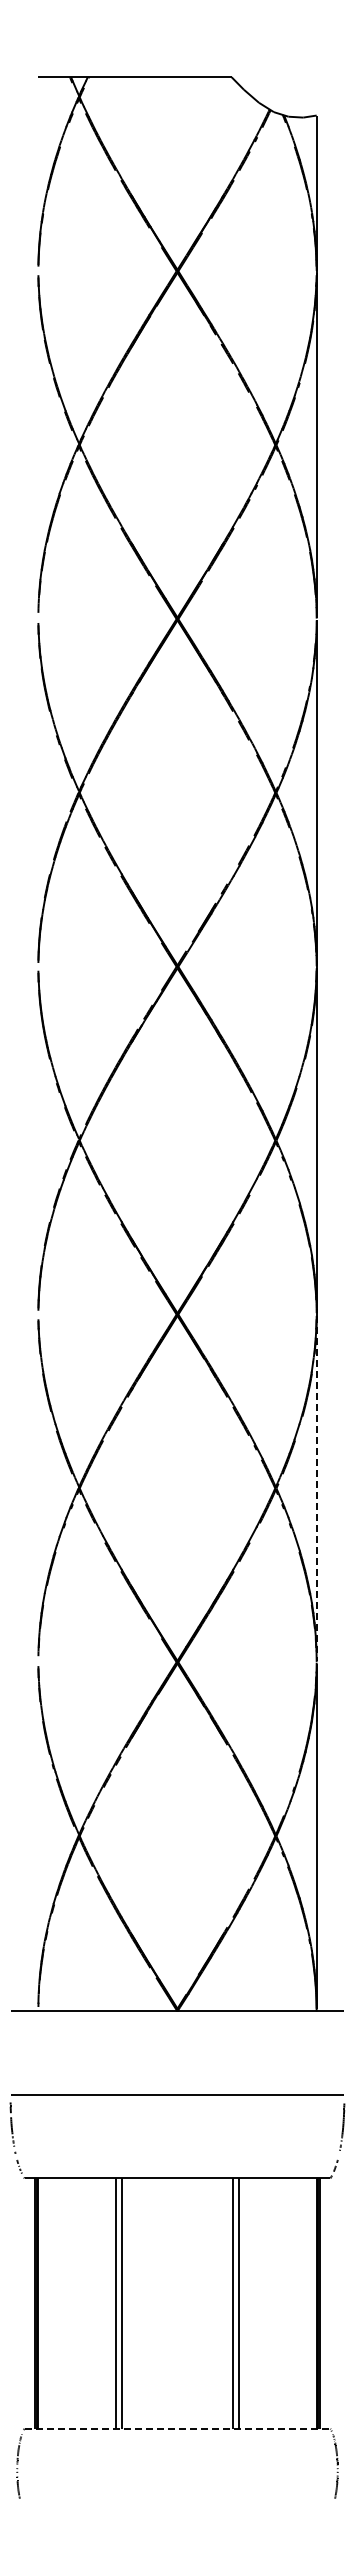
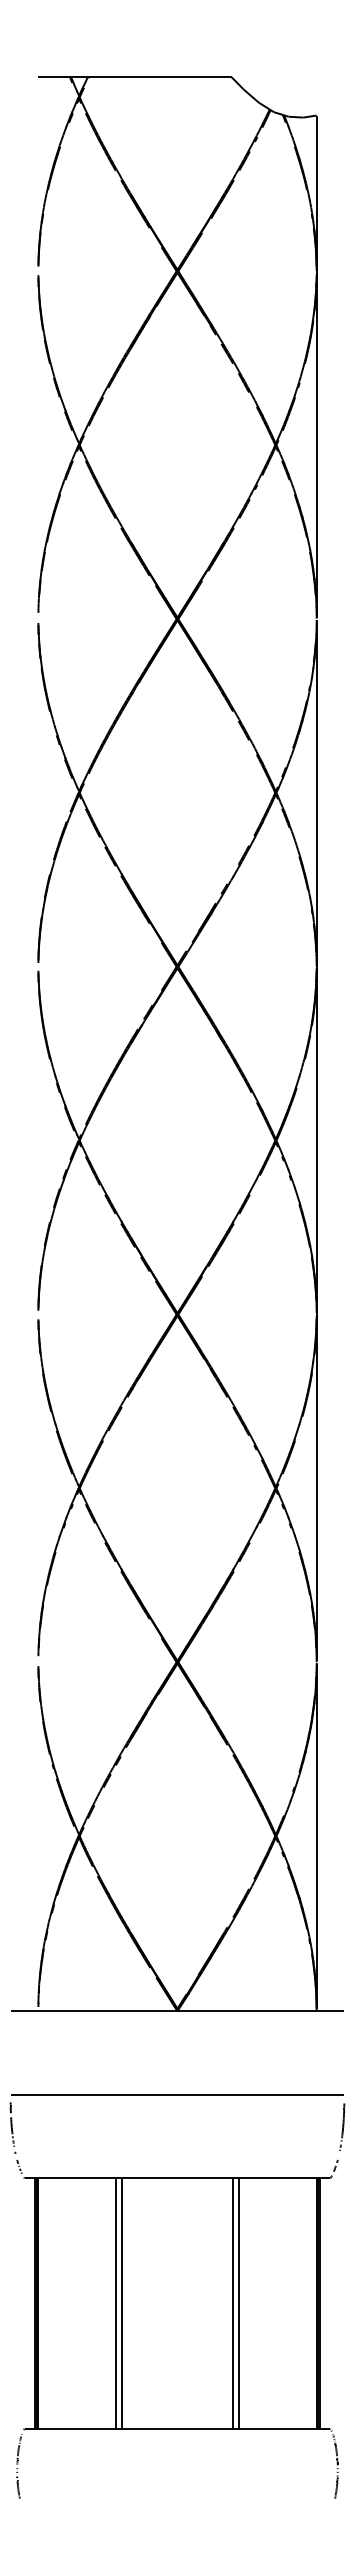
line: dashed -> solid (316, 1488)
line: dashed -> solid (177, 2428)
